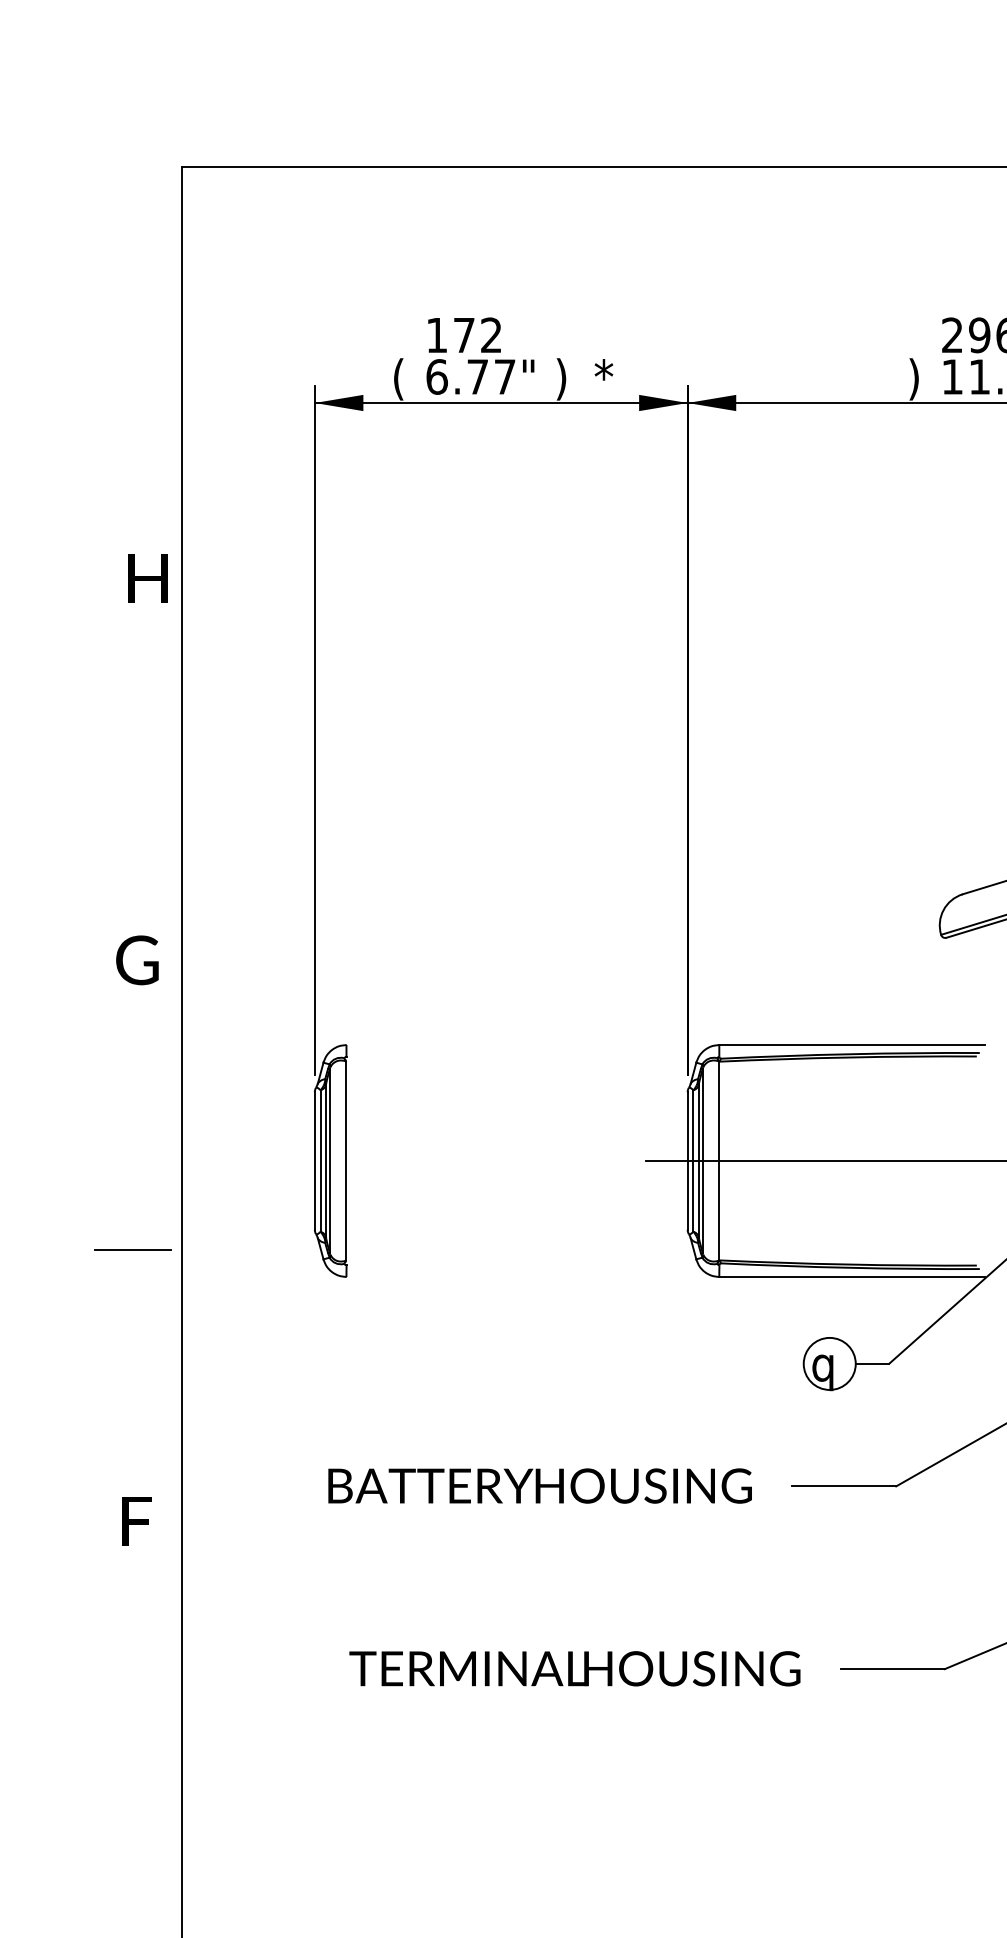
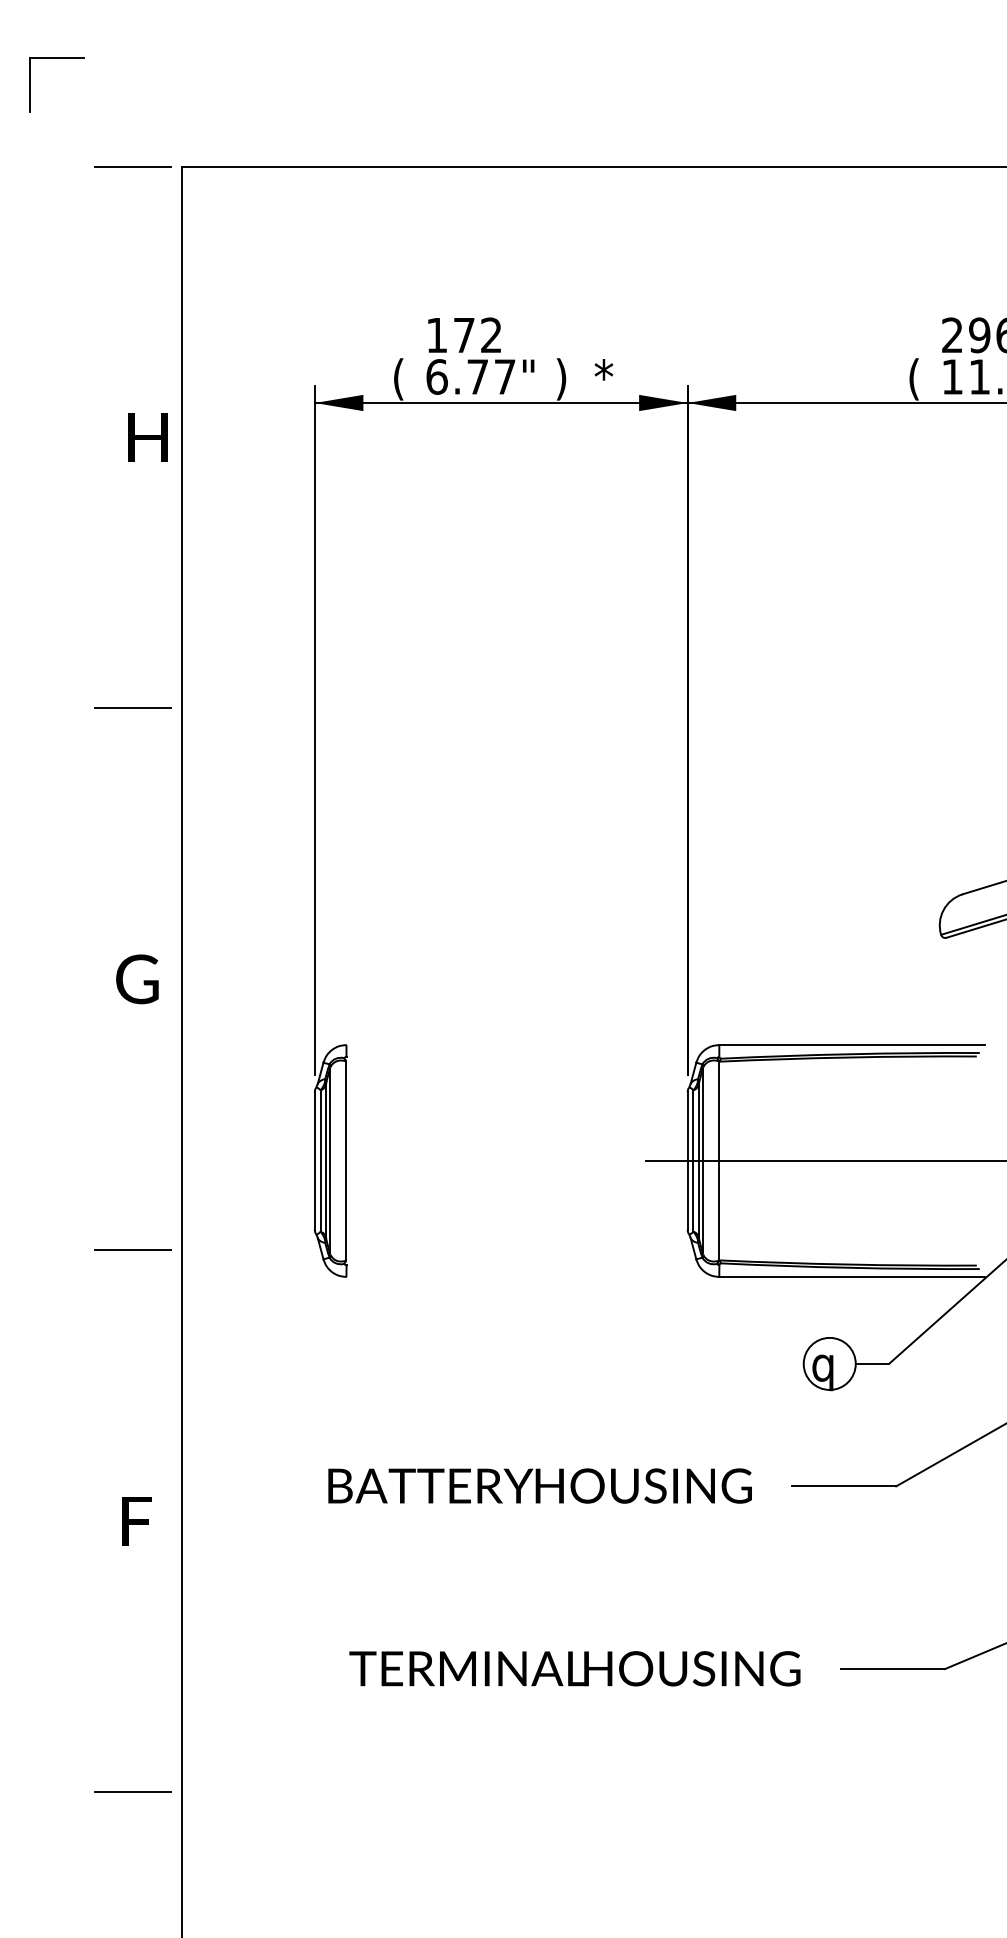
part: none -> present (56, 58)
line: none -> present (133, 166)
text: ) -> ( (913, 379)
text position: (147, 578) -> (147, 437) (147, 437)
line: none -> present (133, 708)
text position: (137, 960) -> (137, 979) (137, 979)
line: none -> present (133, 1792)
